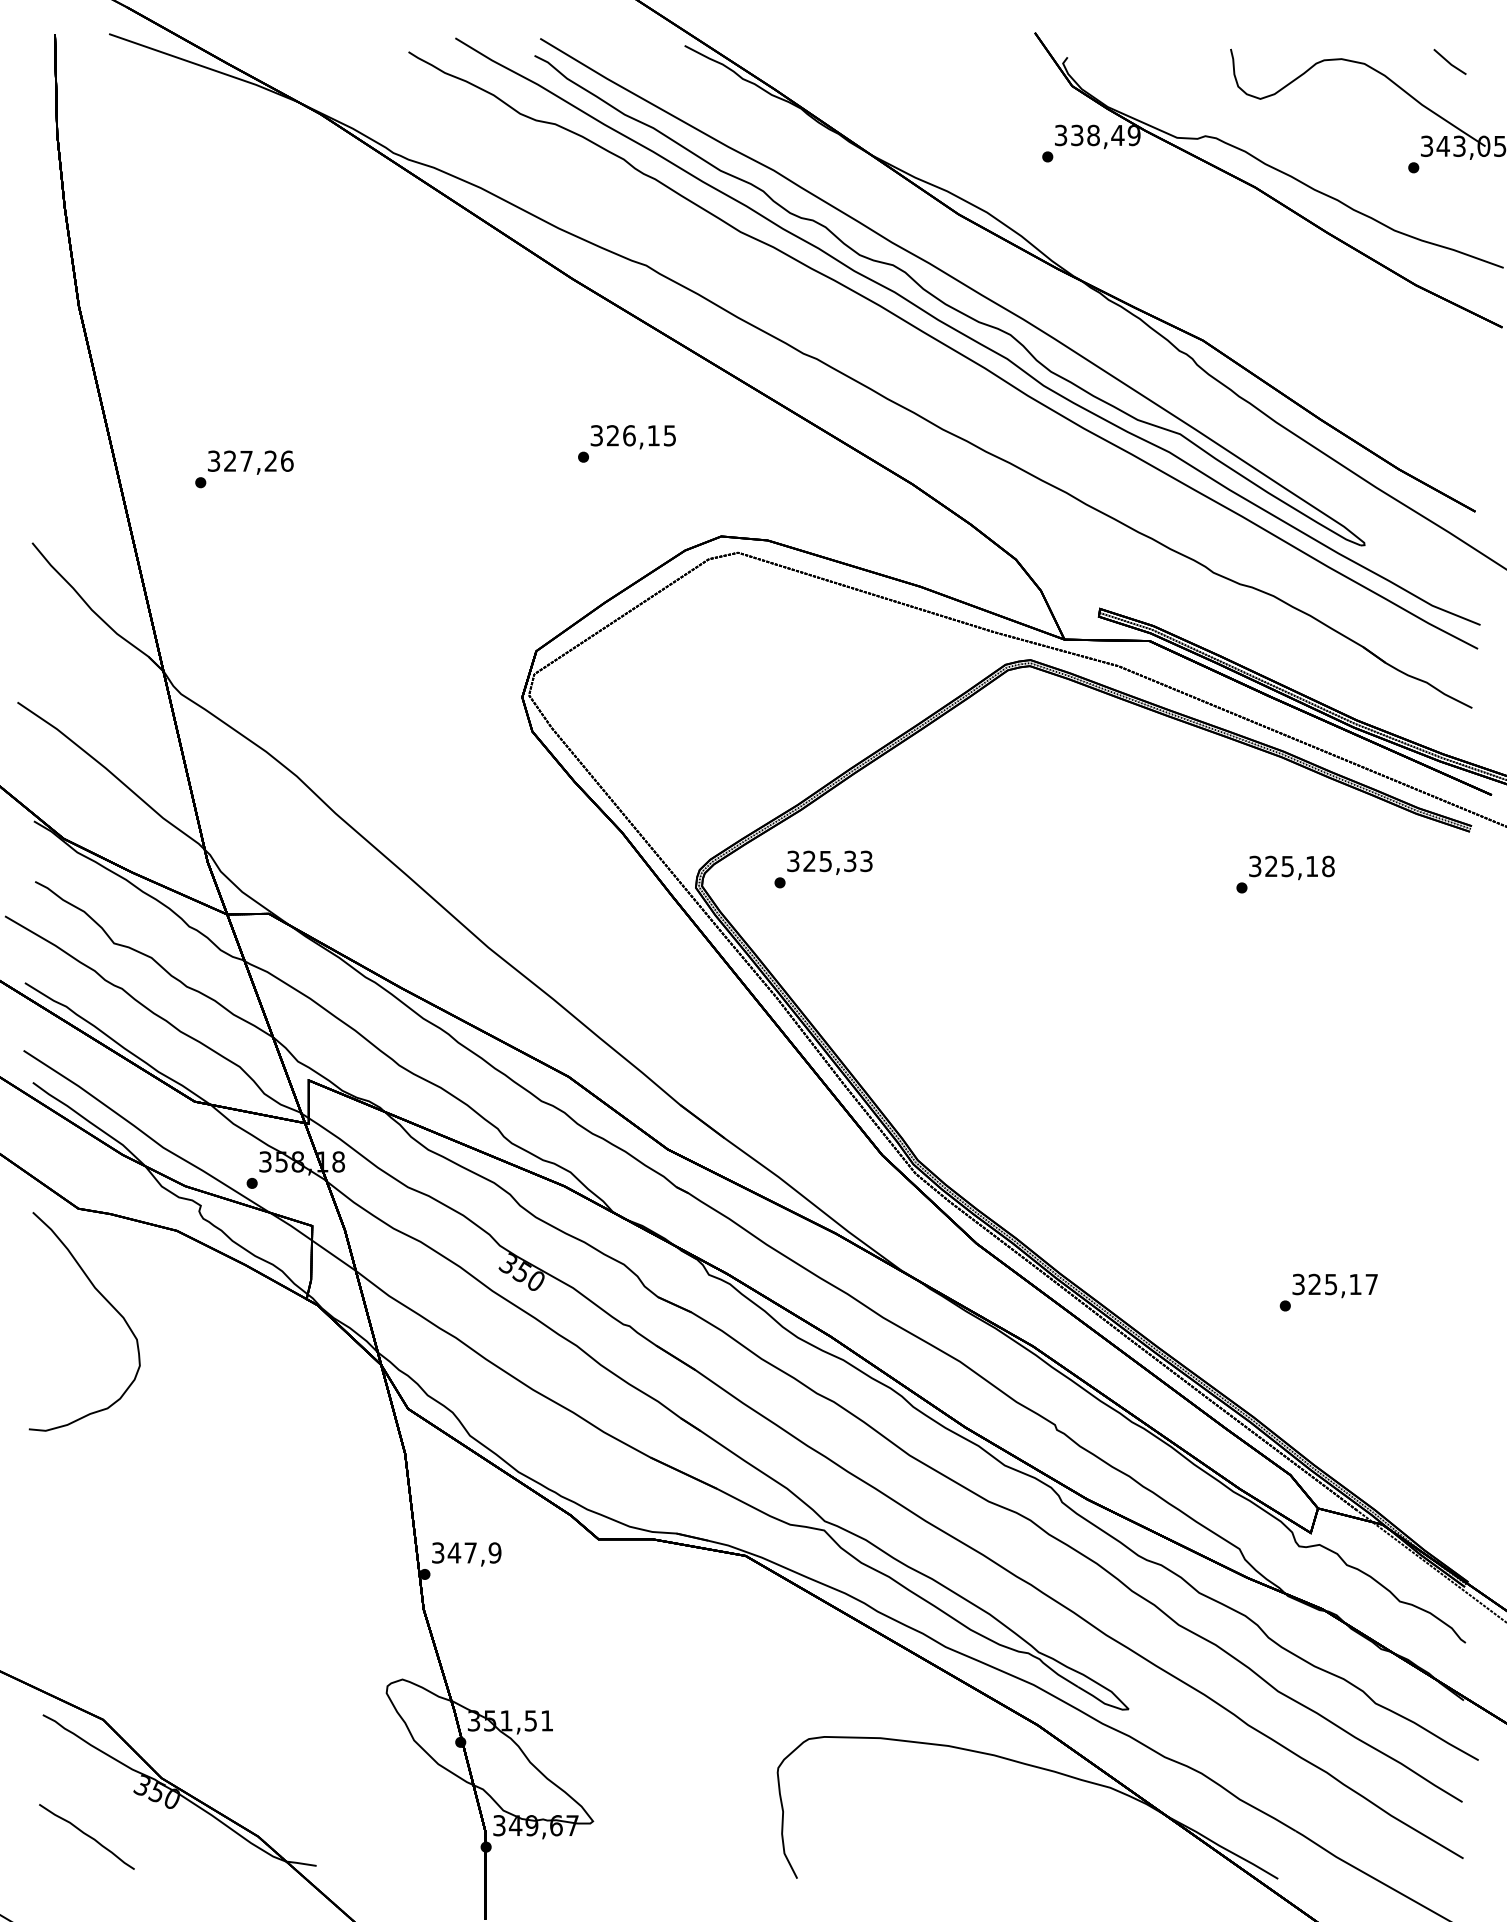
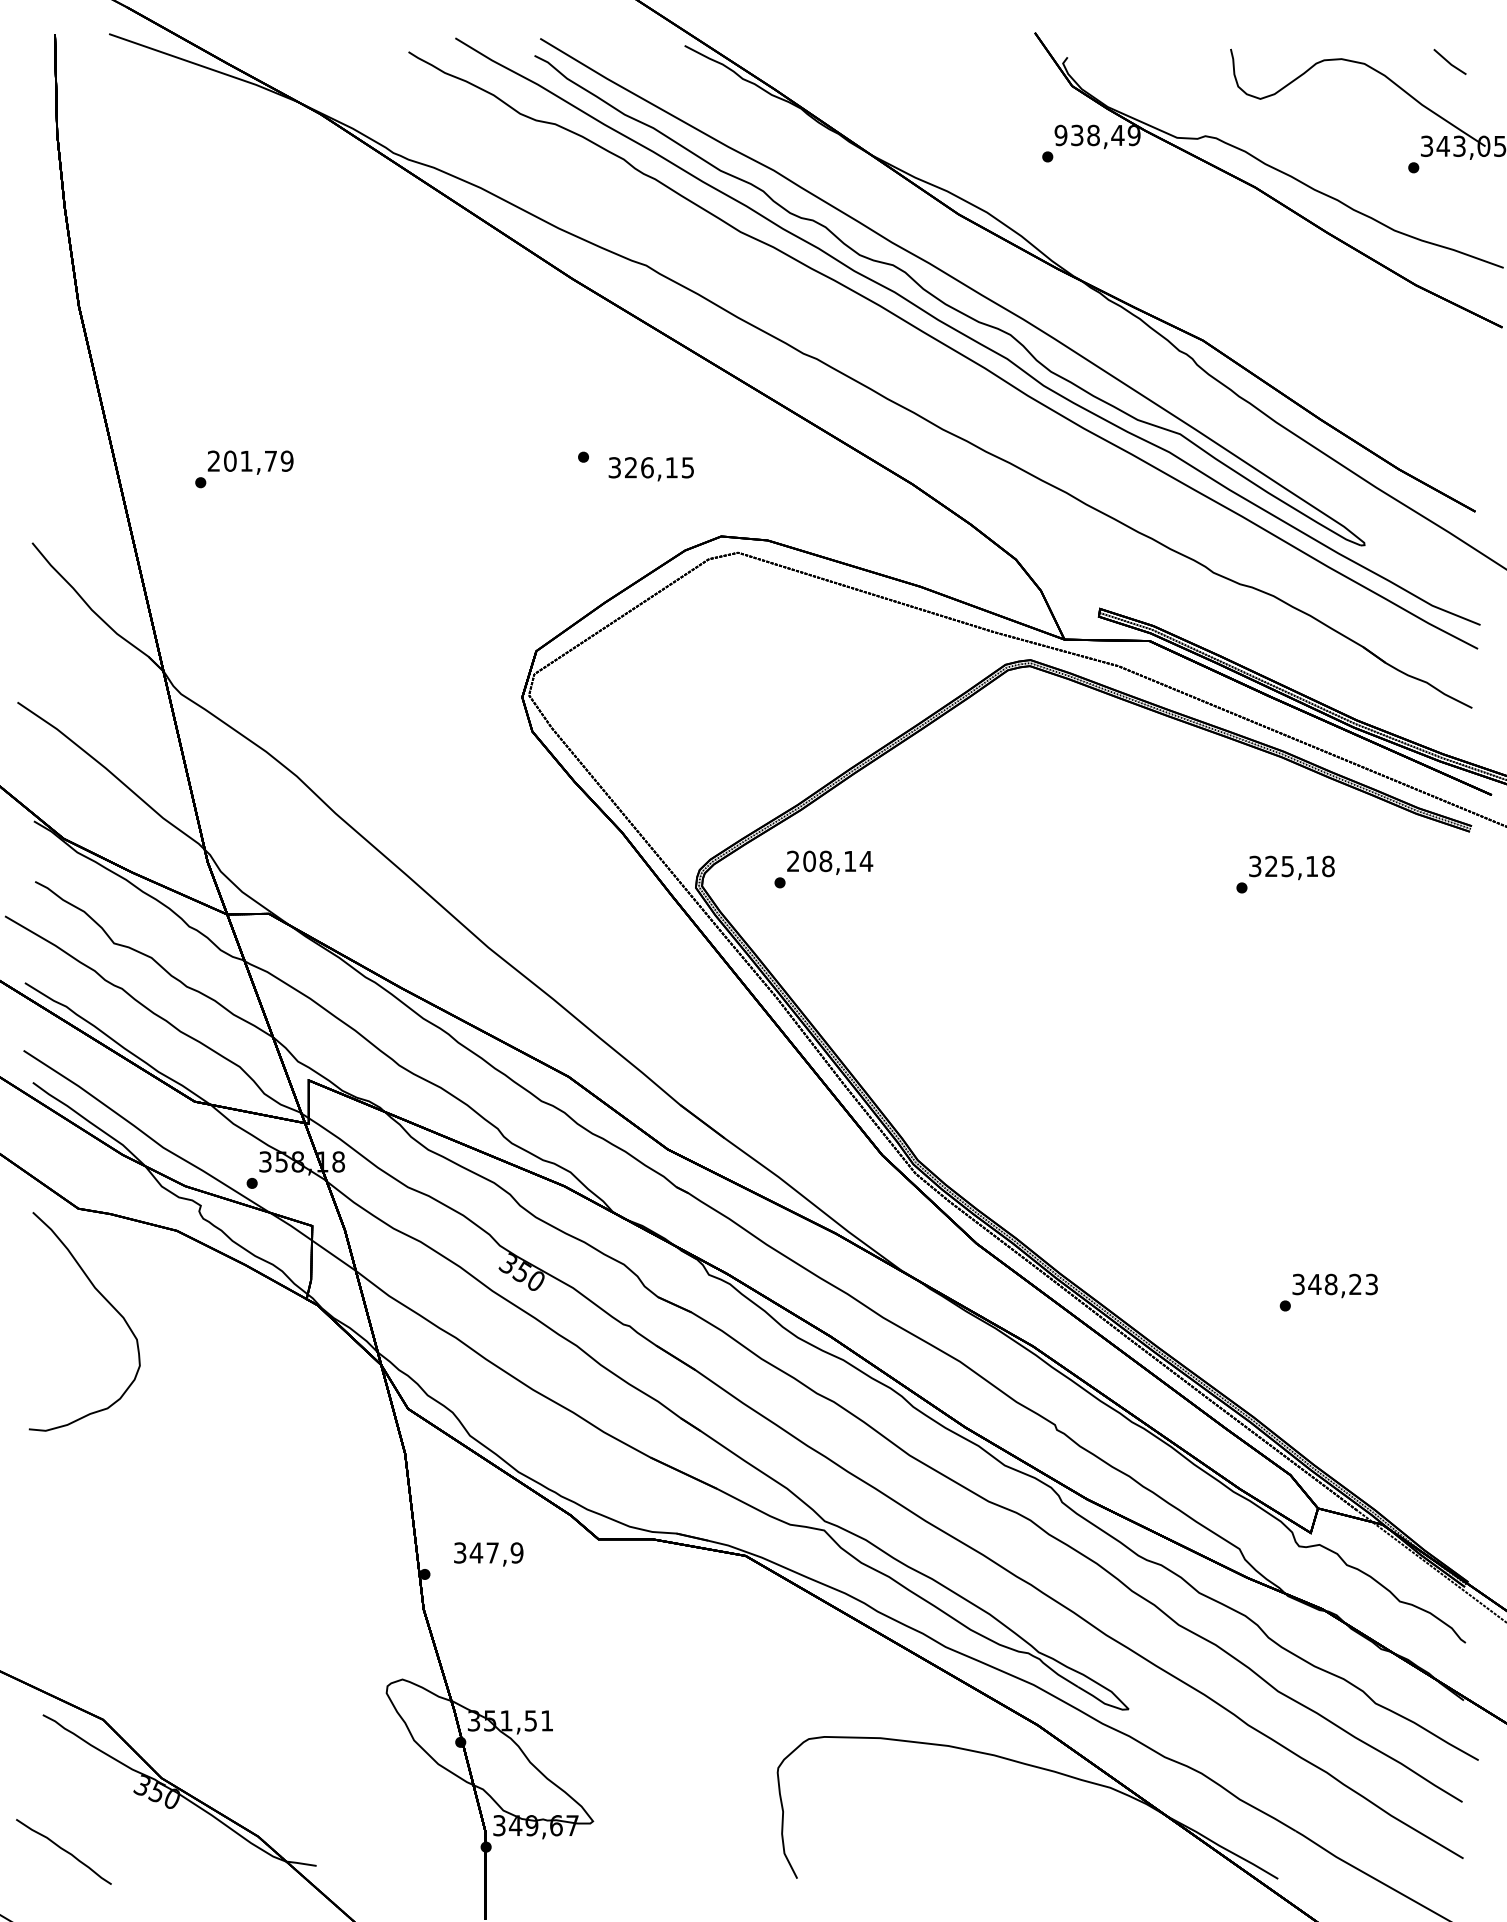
text: 338,49 -> 938,49 (1060, 135)
text position: (632, 437) -> (650, 469) (650, 469)
text: 327,26 -> 201,79 (250, 460)
text: 325,33 -> 208,14 (830, 861)
text: 325,17 -> 348,23 (1342, 1284)
text position: (466, 1554) -> (488, 1554) (488, 1554)
curve position: (86, 1835) -> (63, 1850) (63, 1850)
